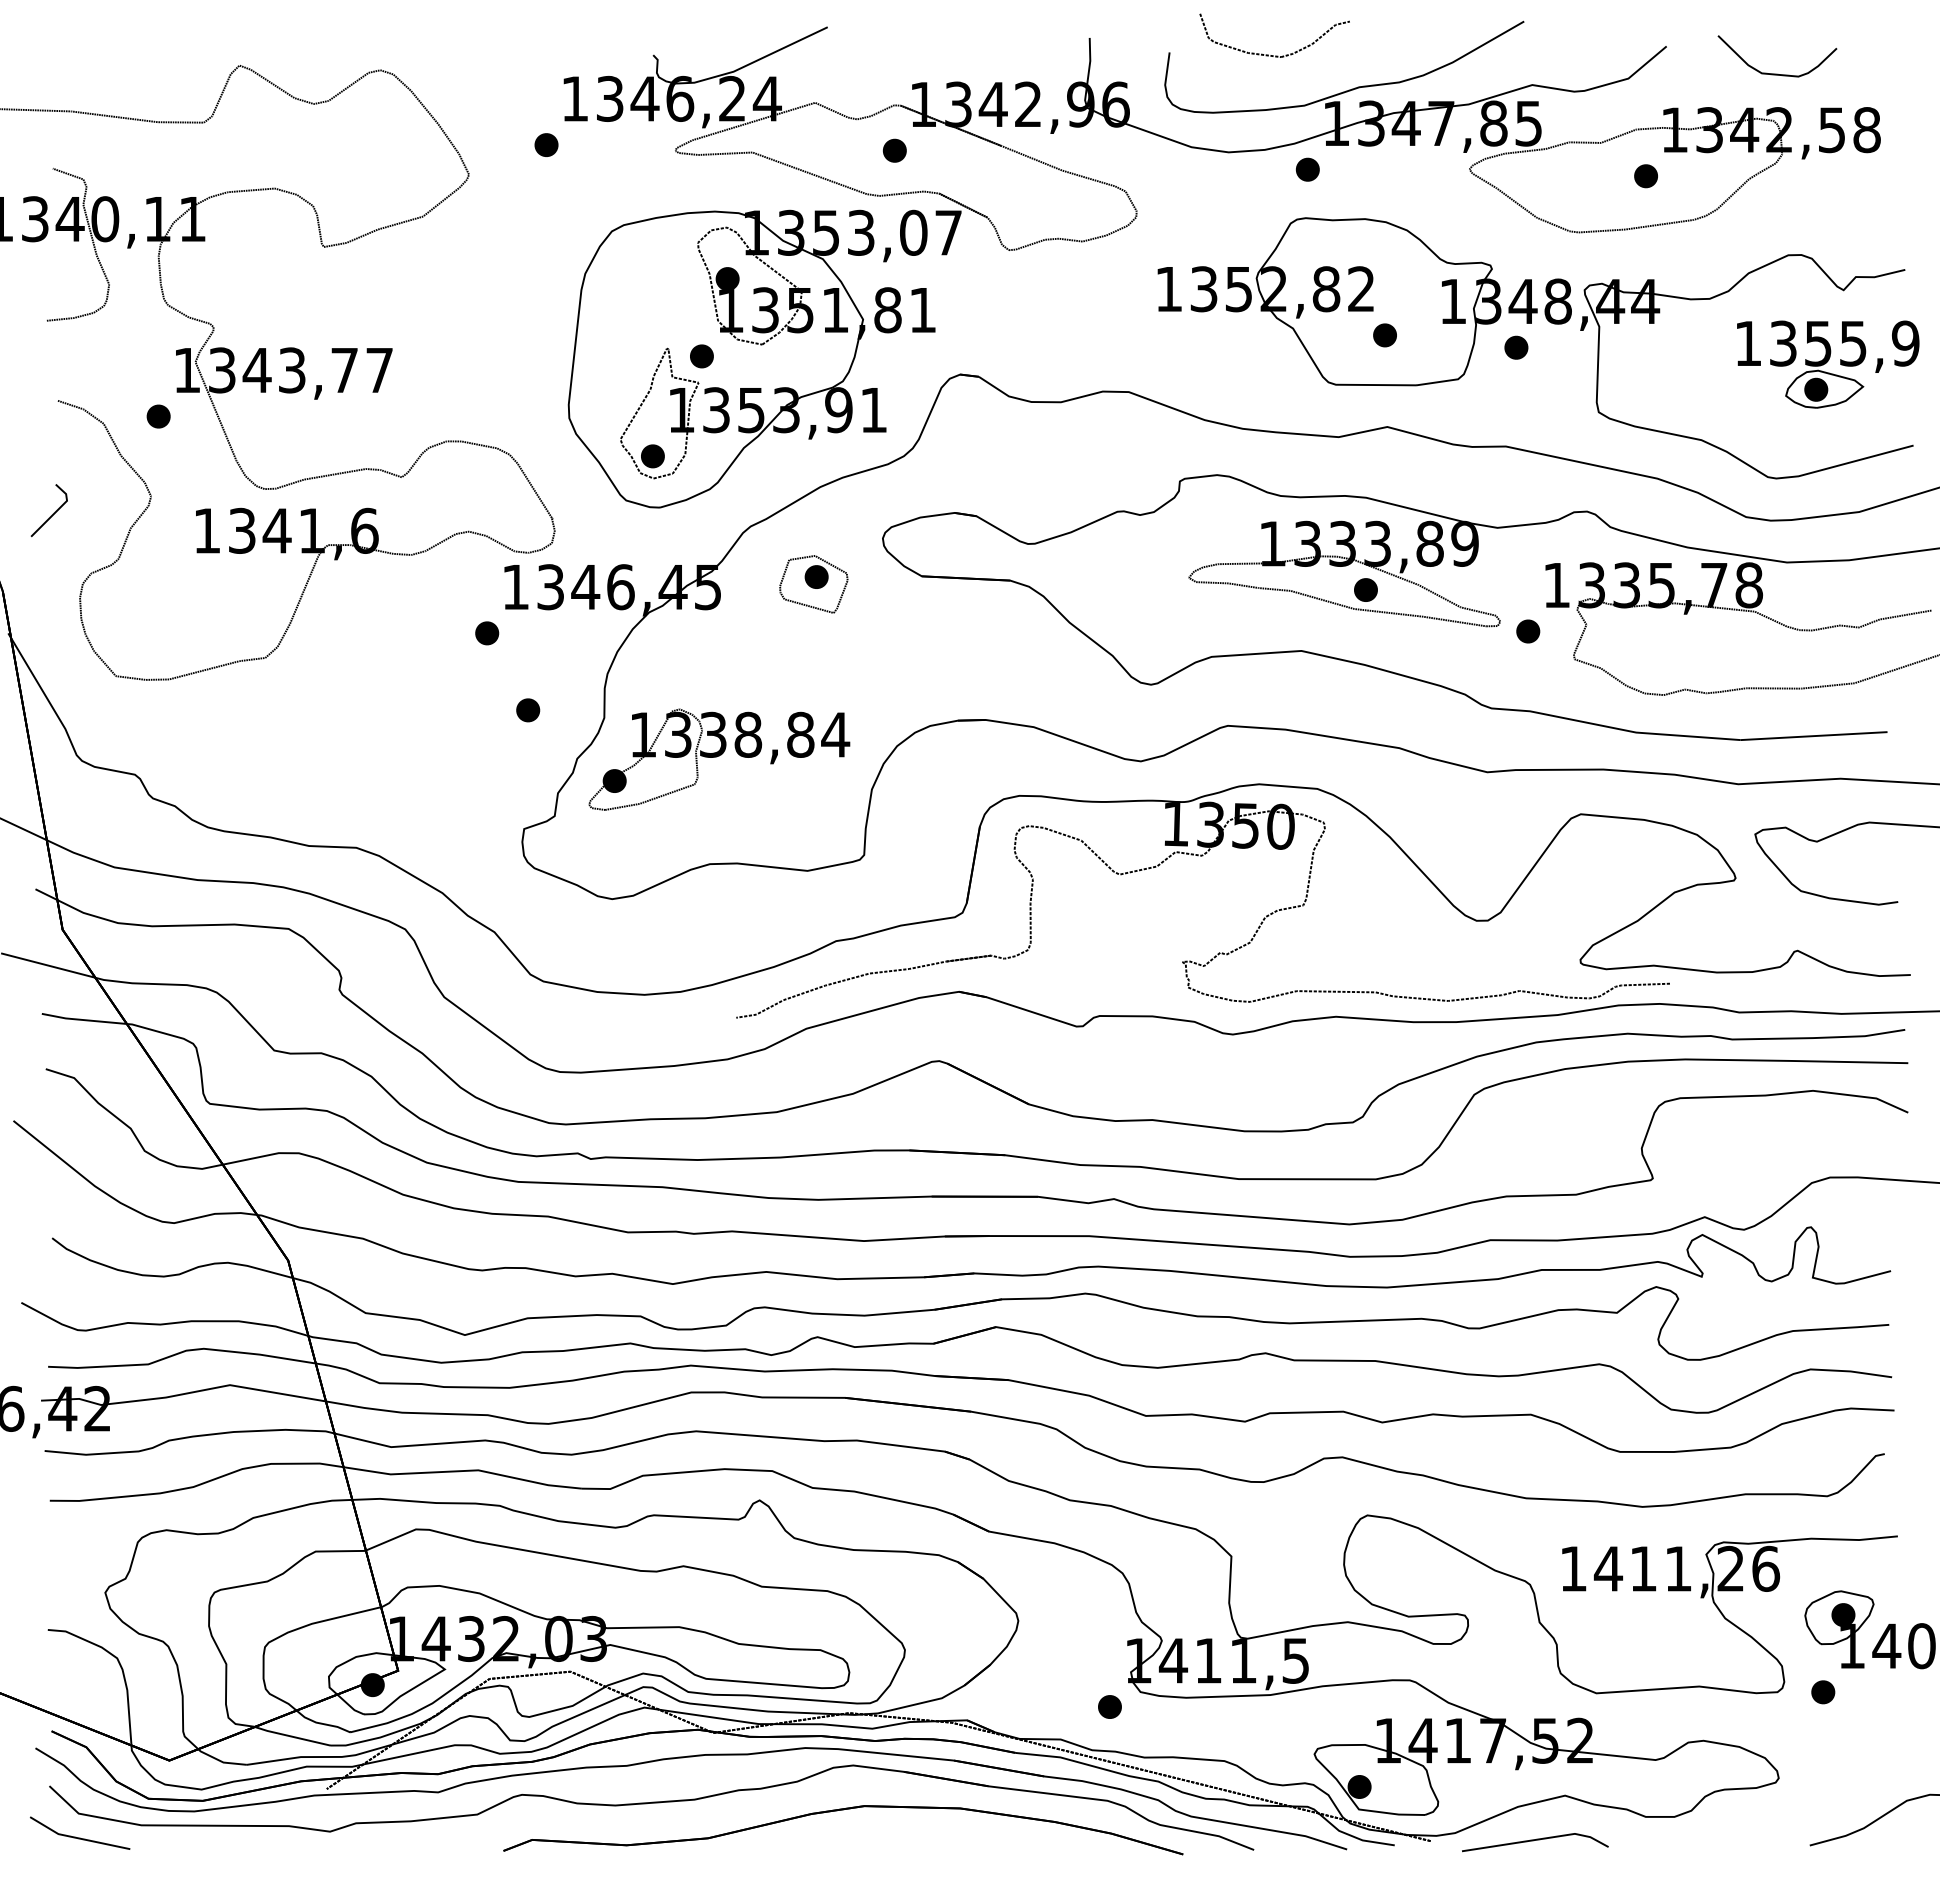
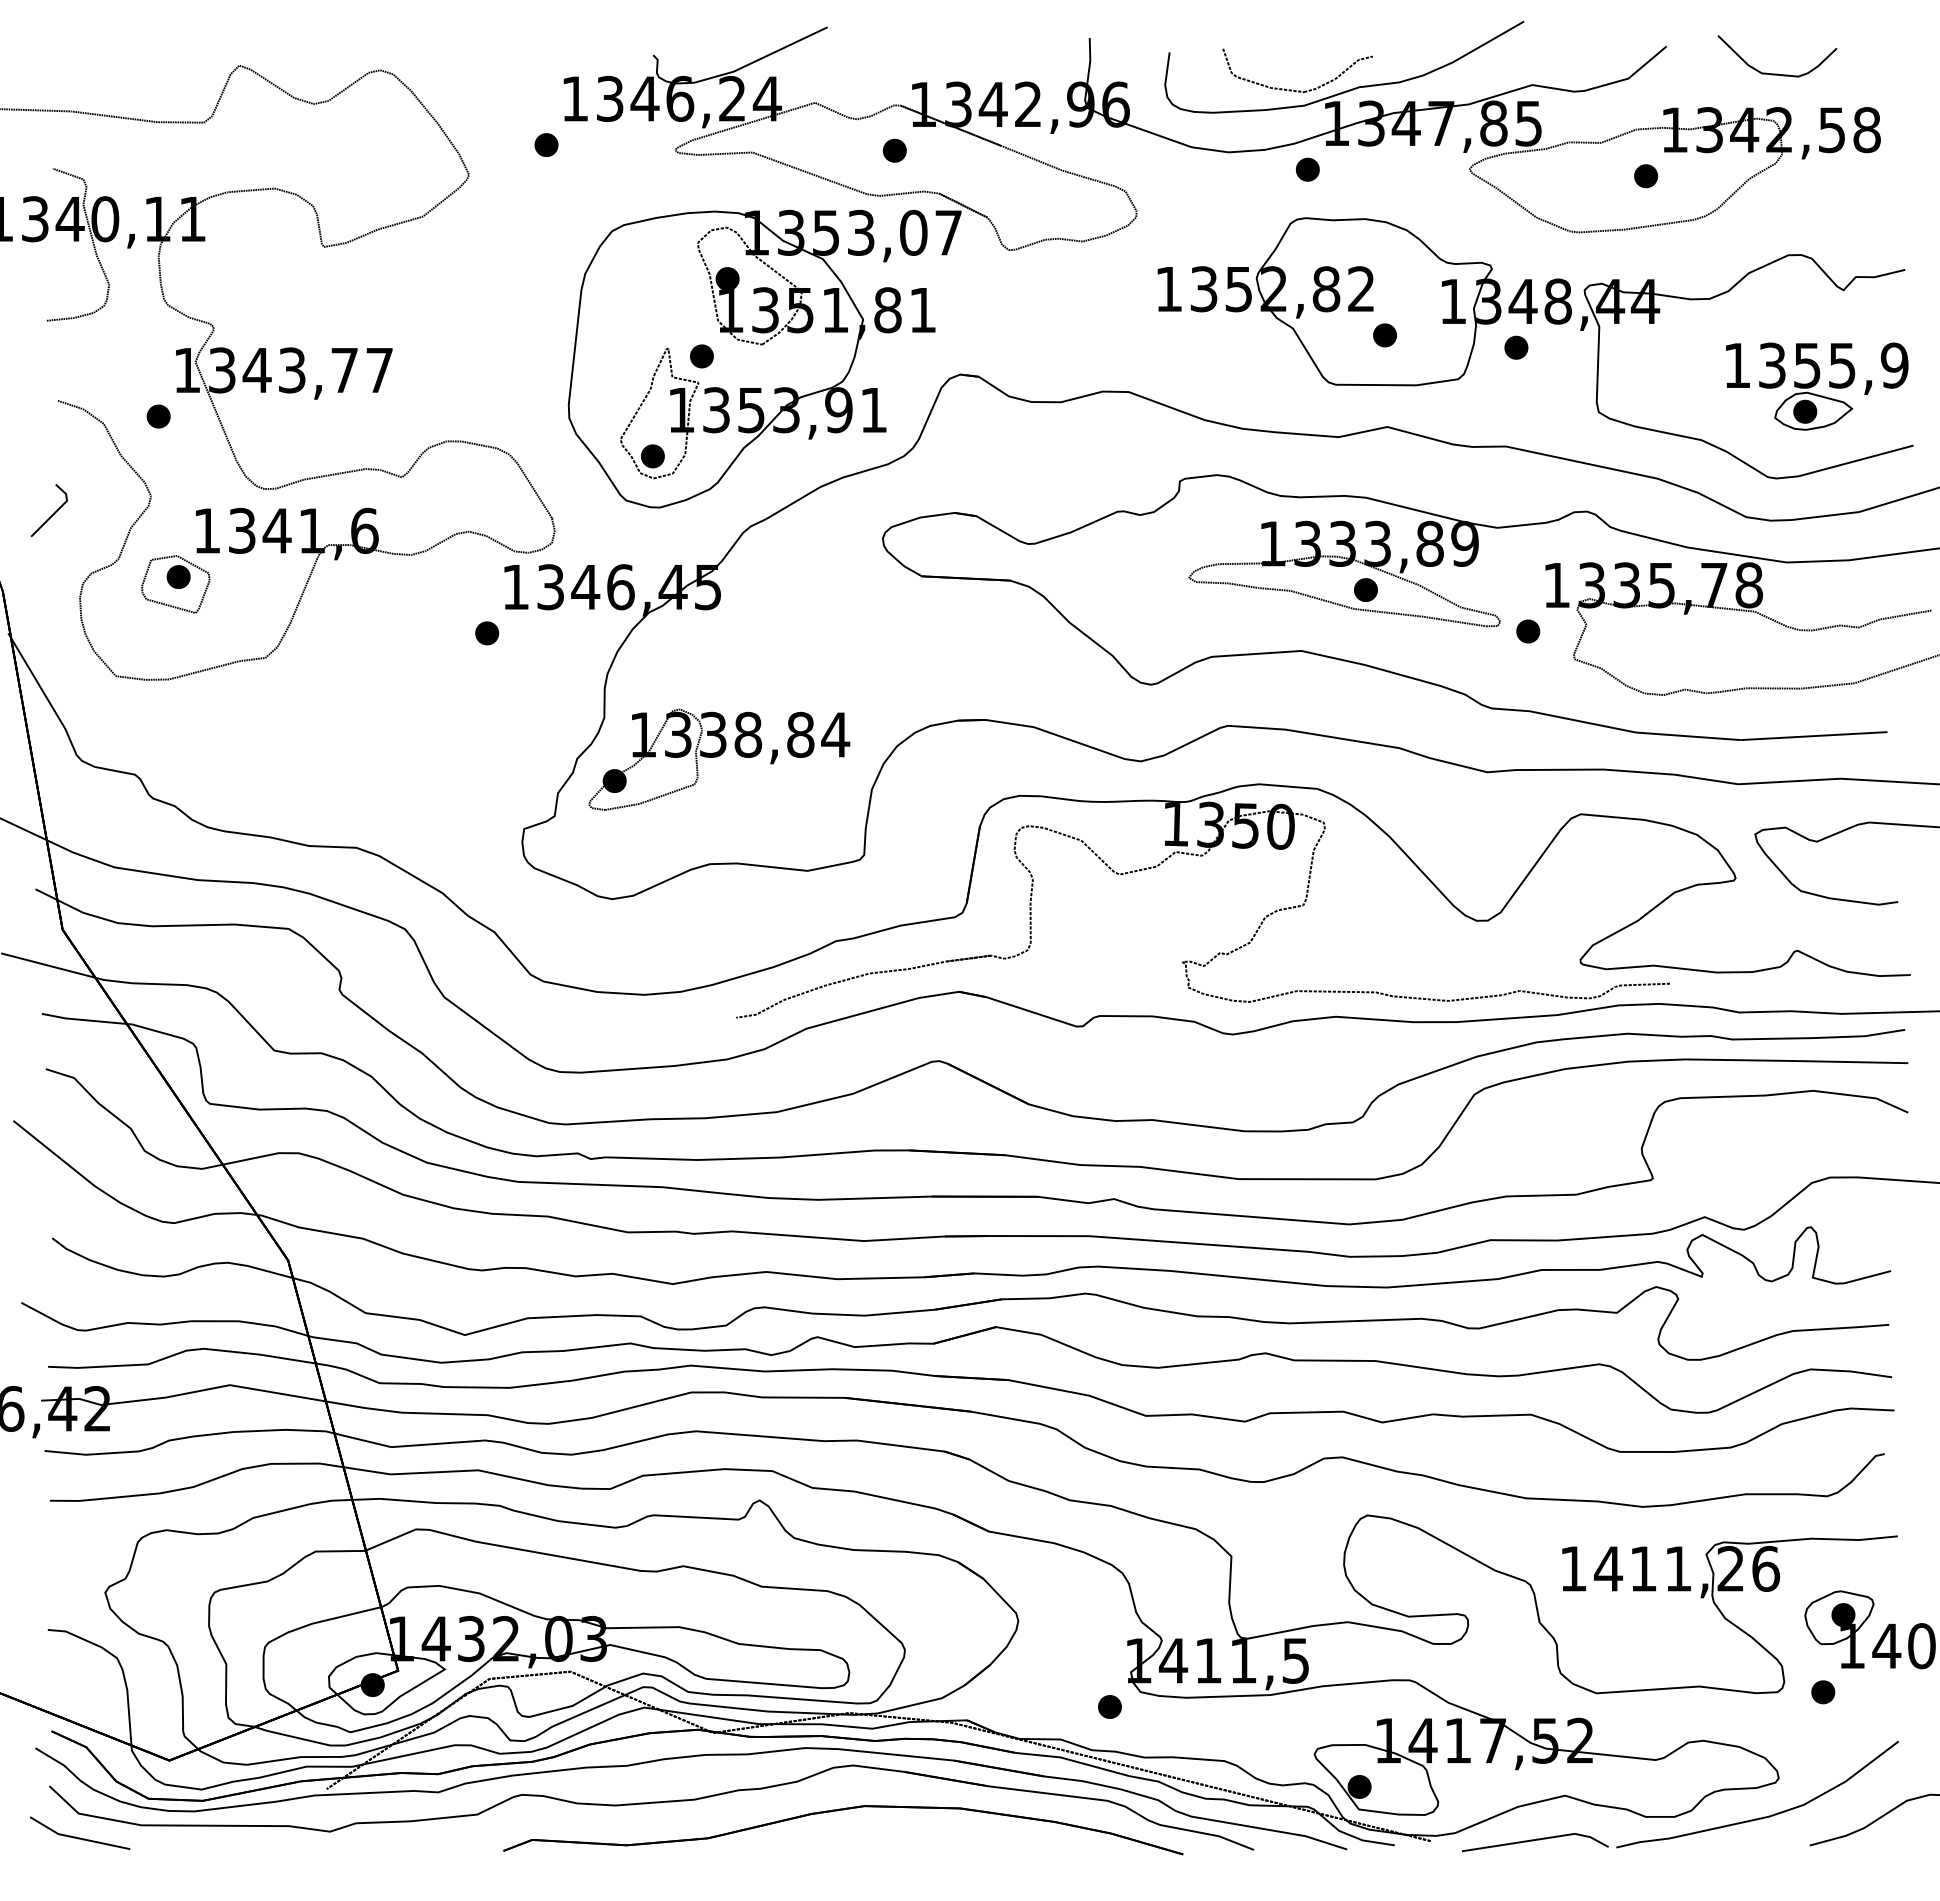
part position: (1268, 54) -> (1291, 89) (1291, 89)
part position: (1828, 364) -> (1817, 386) (1817, 386)
part position: (813, 584) -> (175, 584) (175, 584)
part: present -> none (528, 710)
curve: none -> present (1764, 1816)
